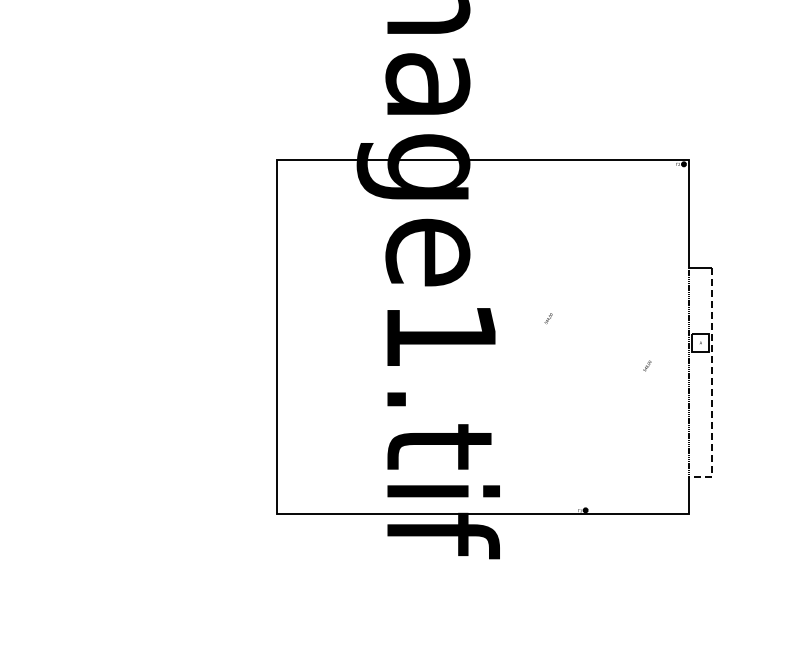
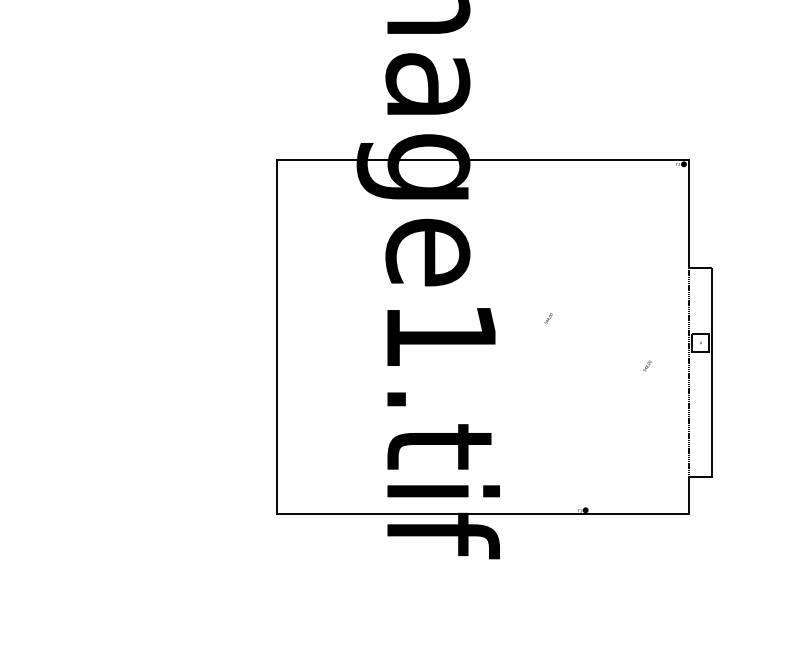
line: dashed -> solid (712, 384)
